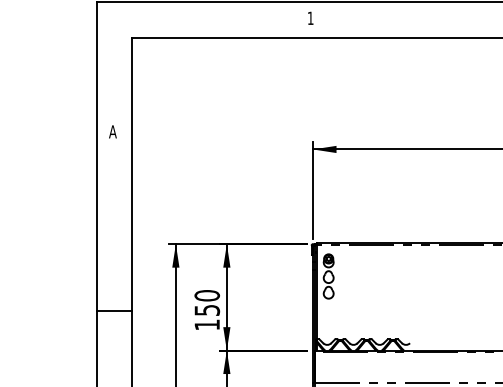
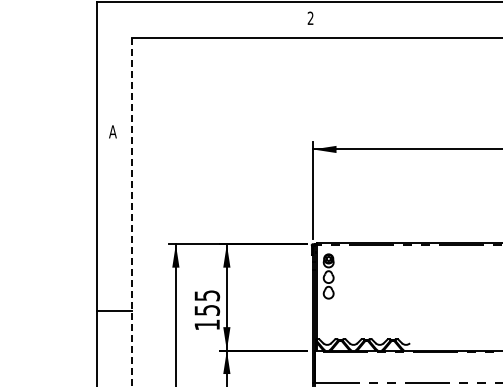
text: 1 -> 2 (310, 17)
line: solid -> dashed (132, 212)
text: 150 -> 155 (207, 295)
